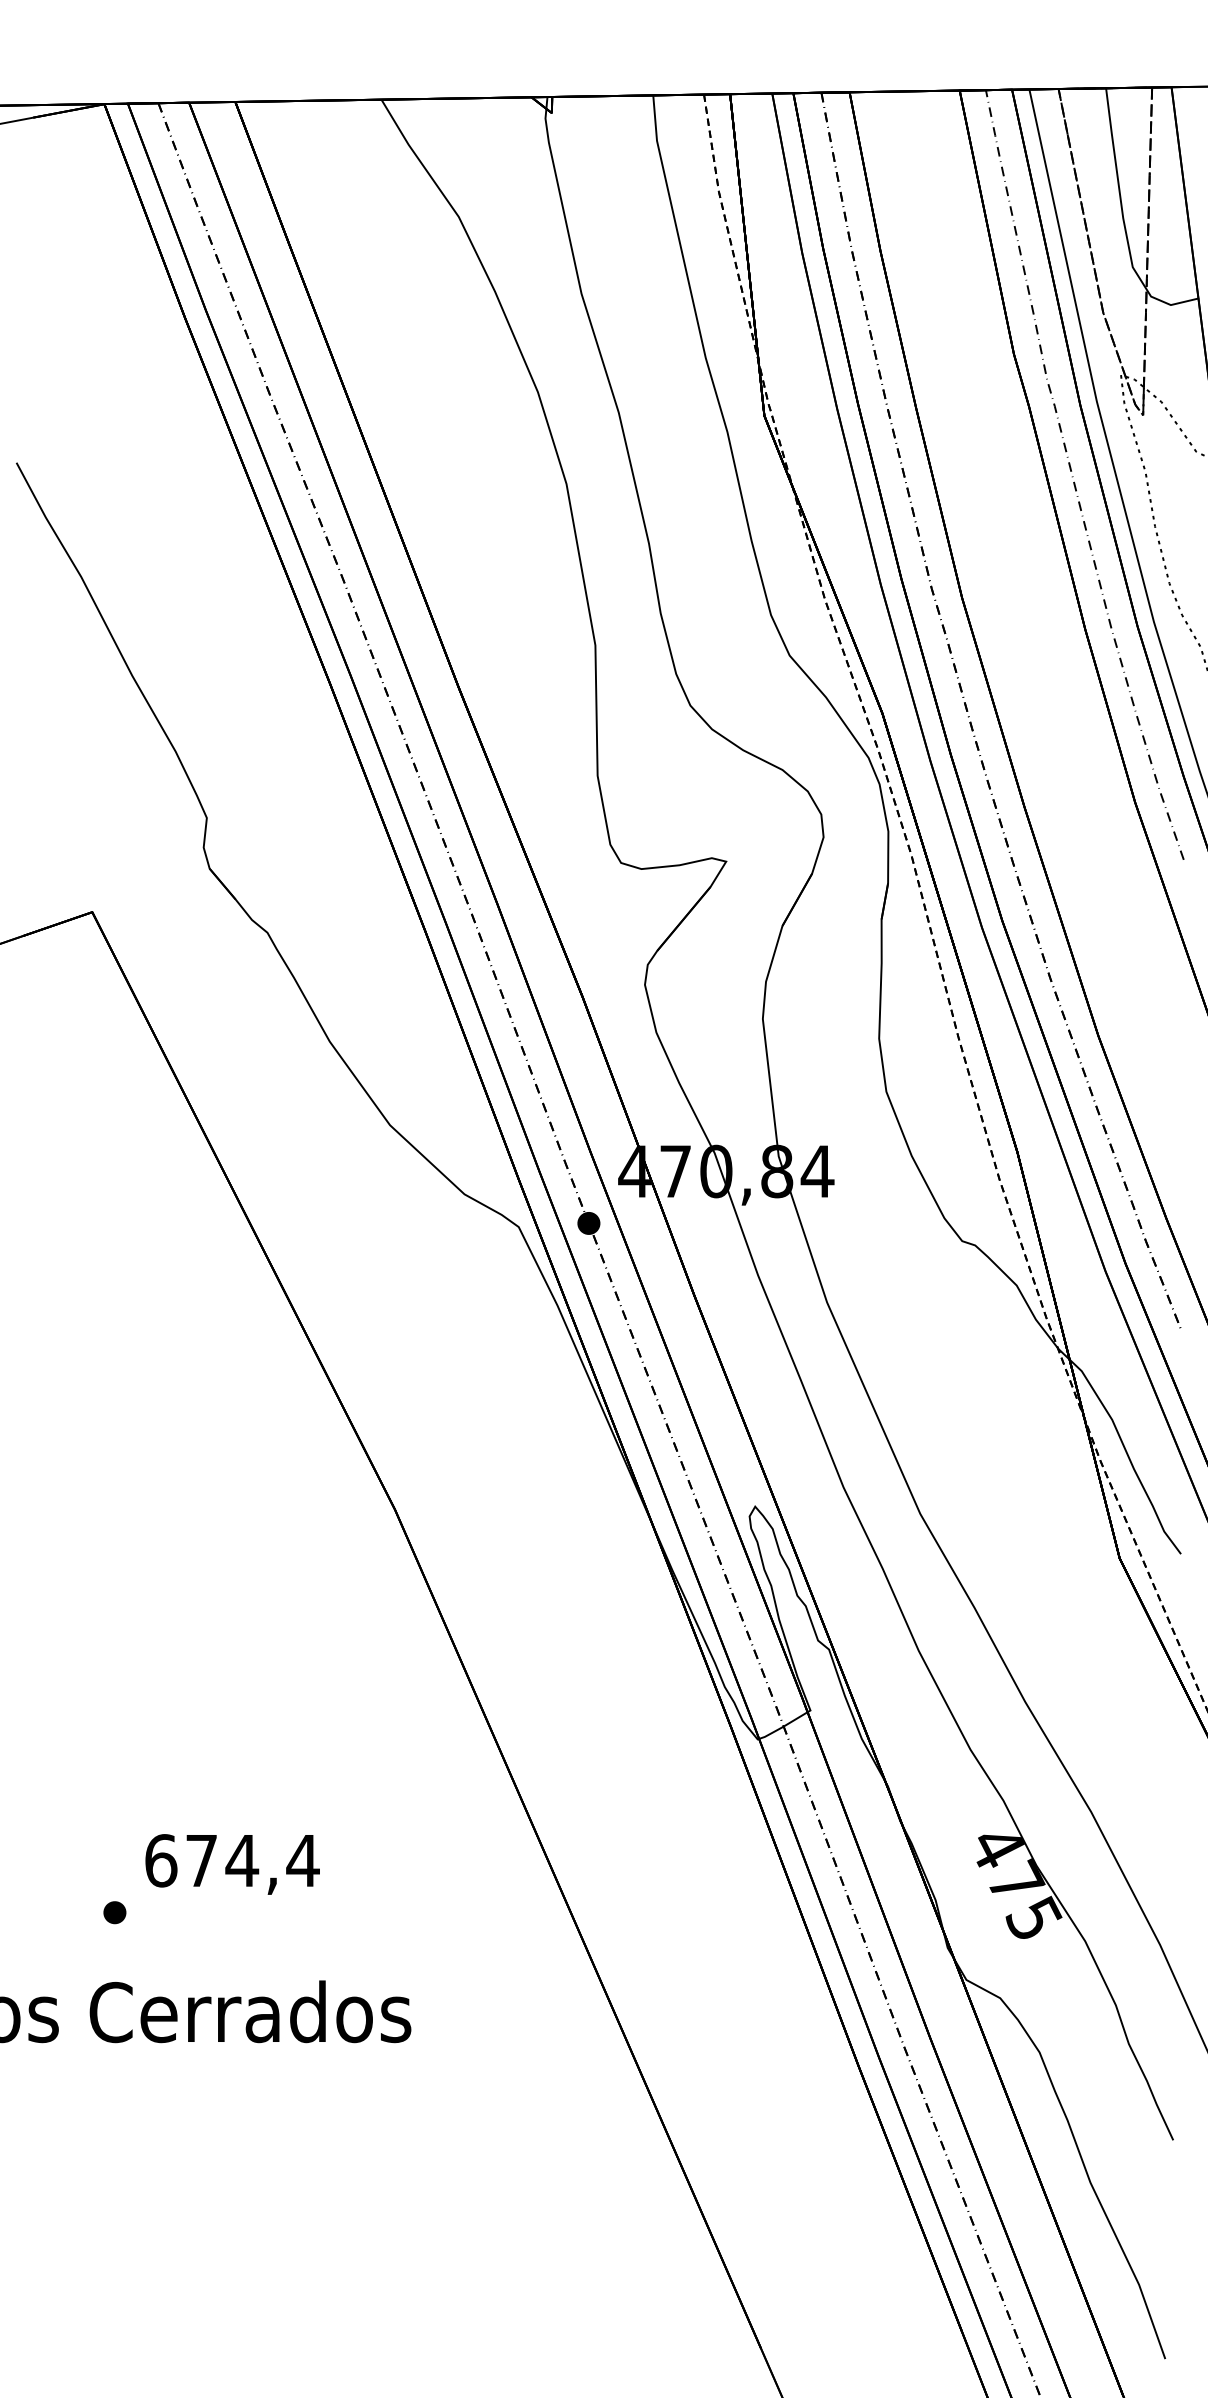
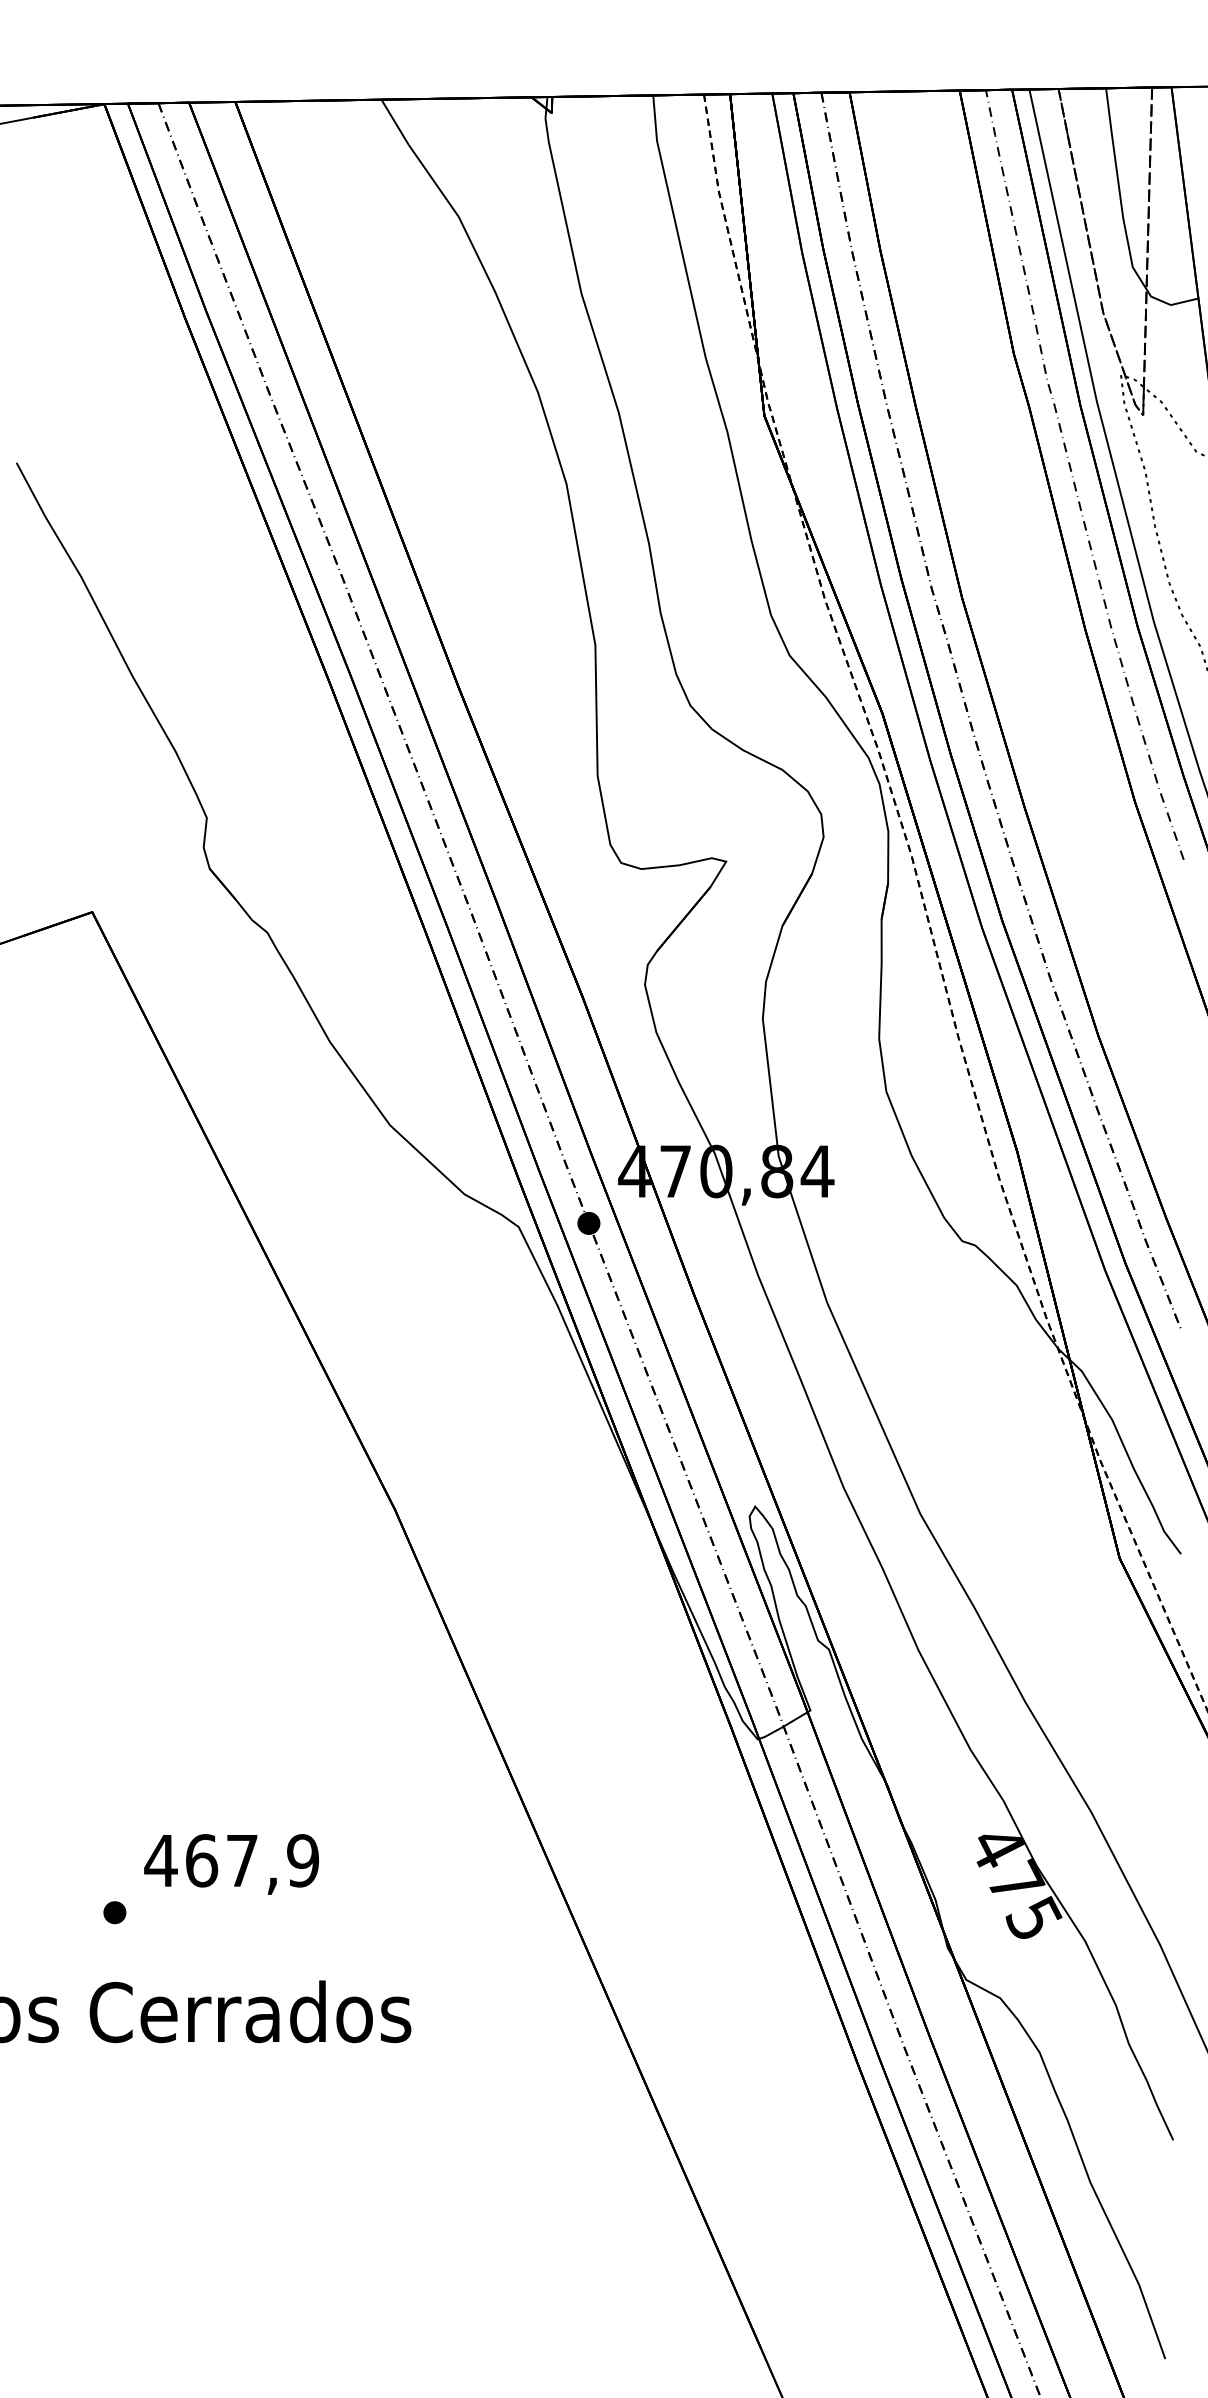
text: 674,4 -> 467,9 (231, 1860)
